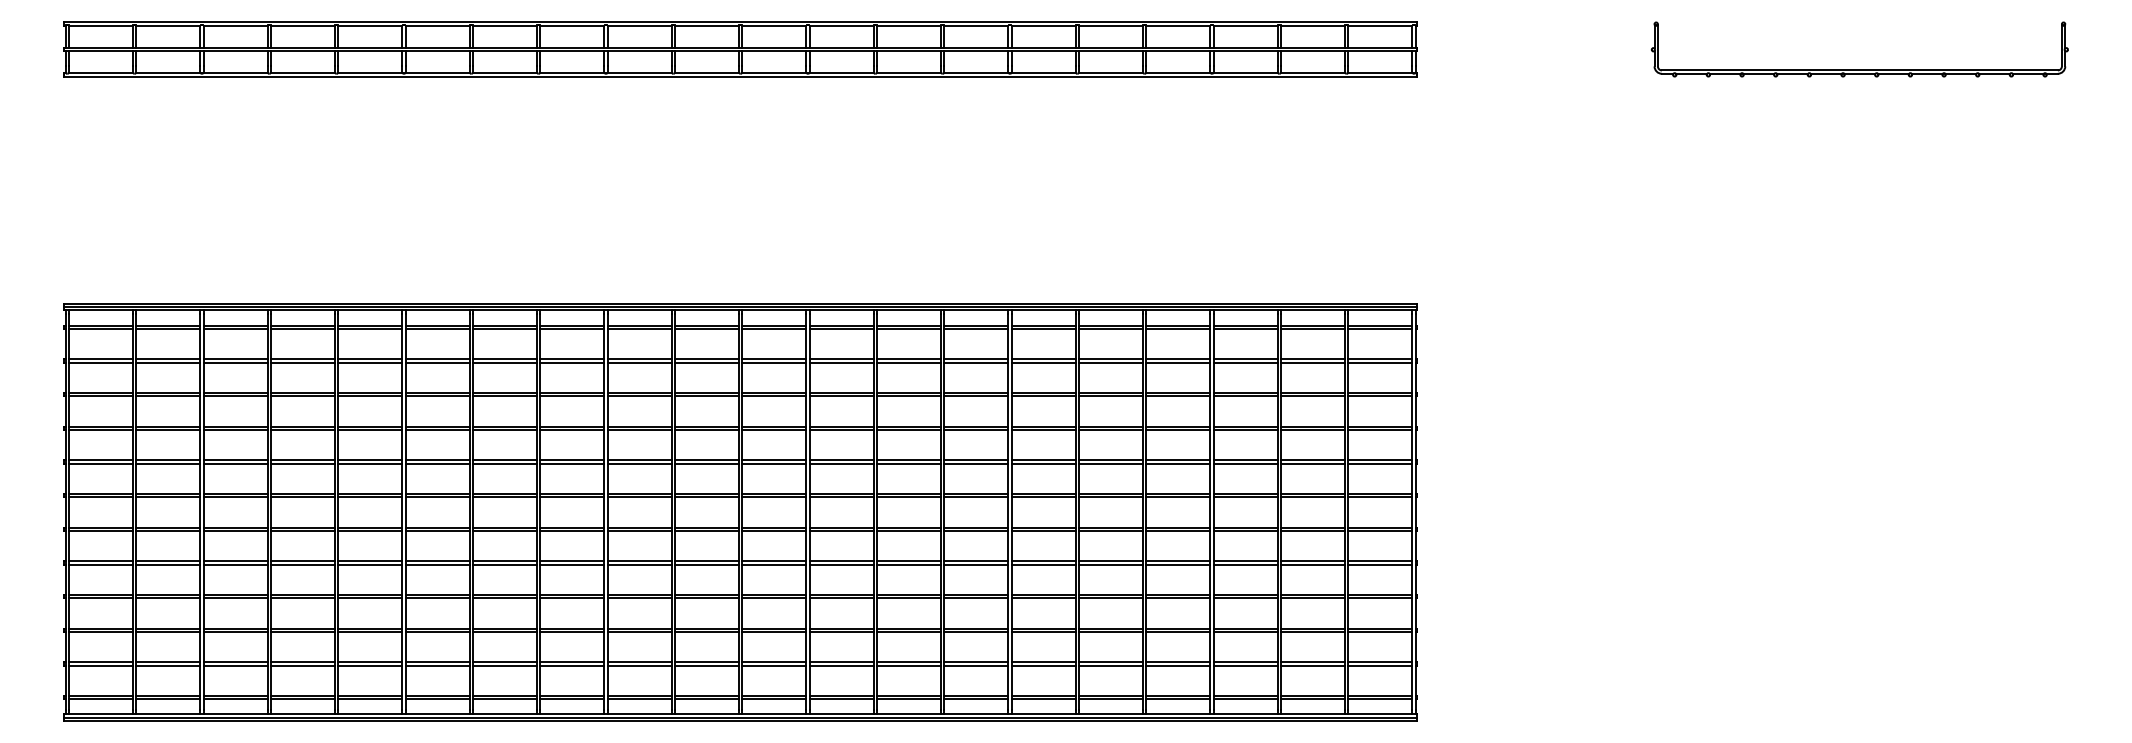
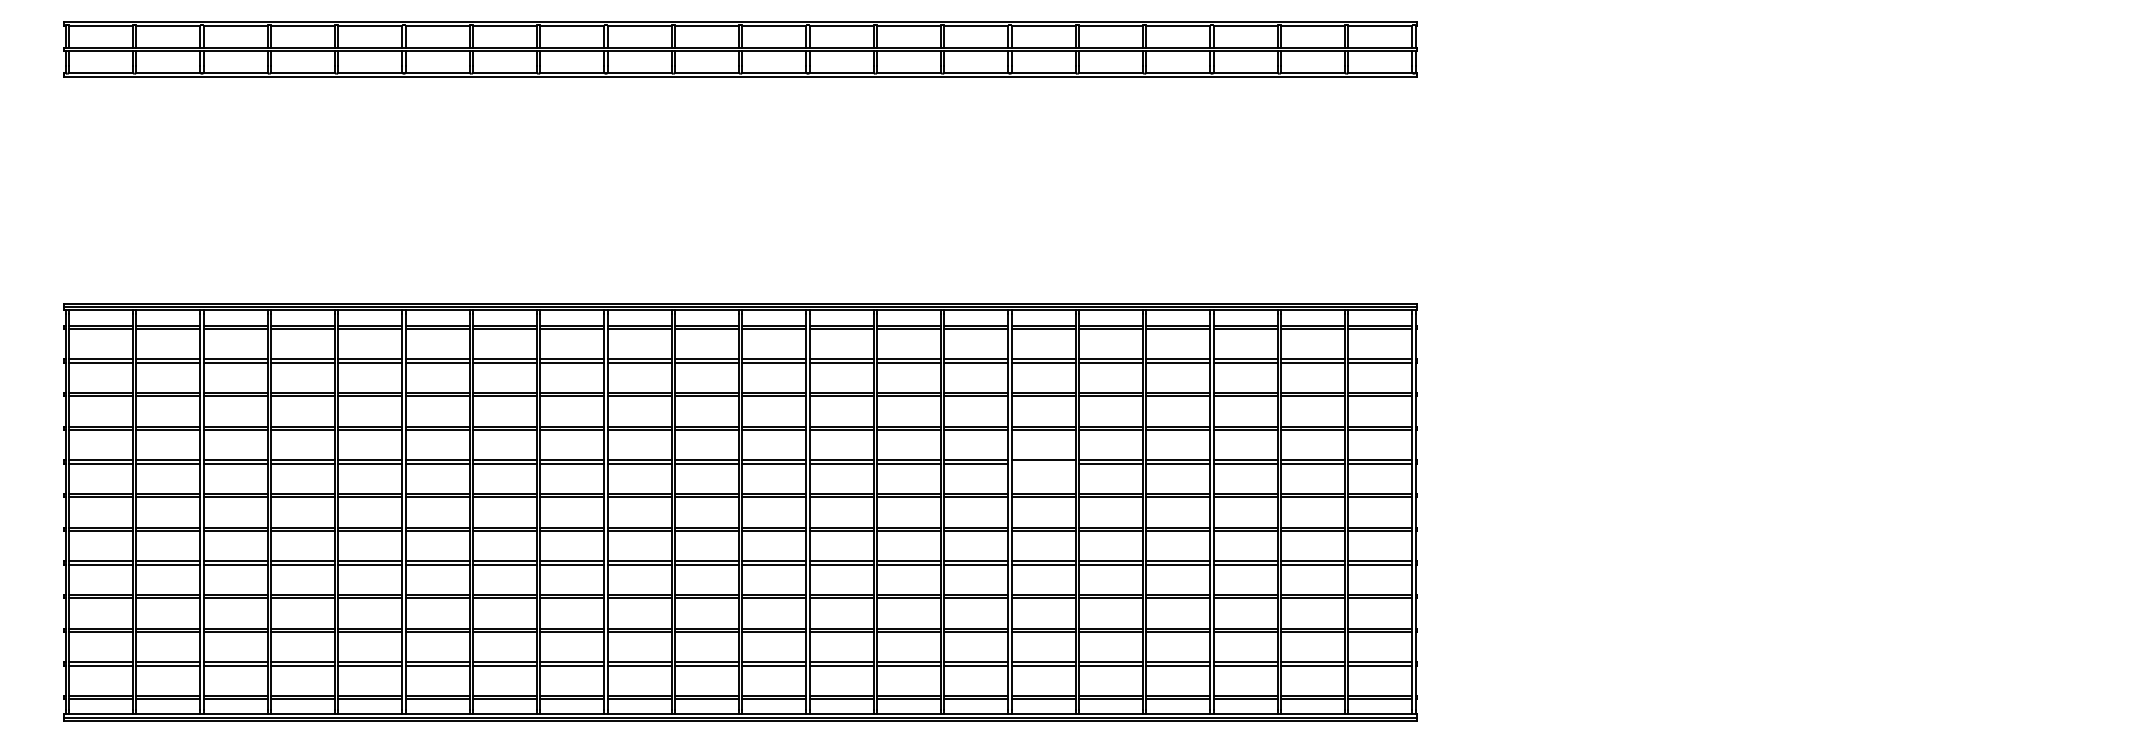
part: present -> none (1859, 69)
line: present -> none (1043, 463)
